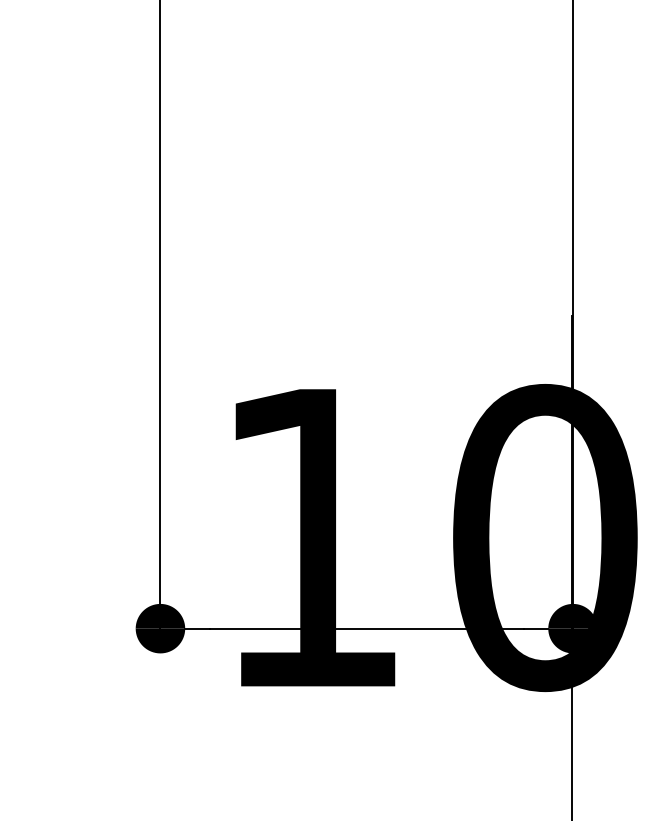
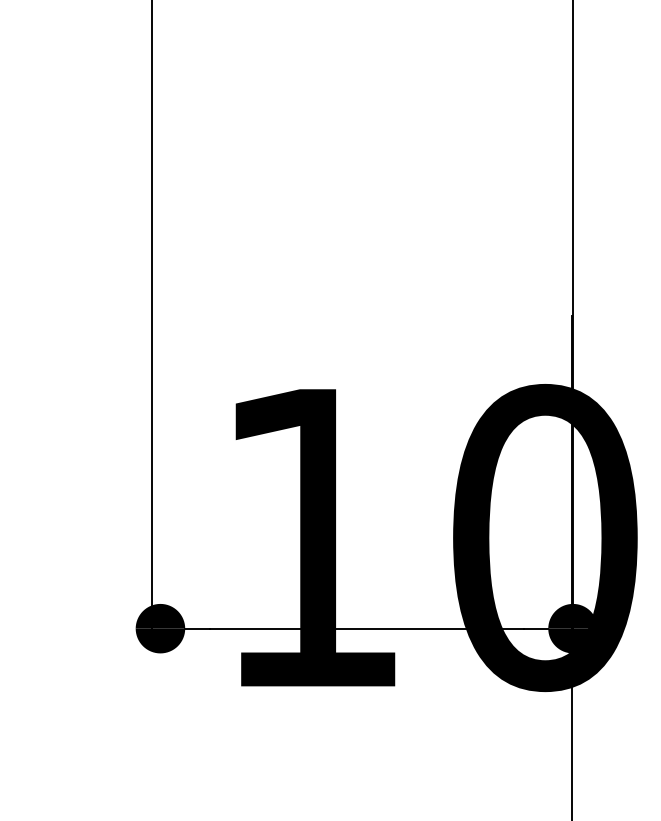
line position: (160, 315) -> (152, 315) (152, 315)
